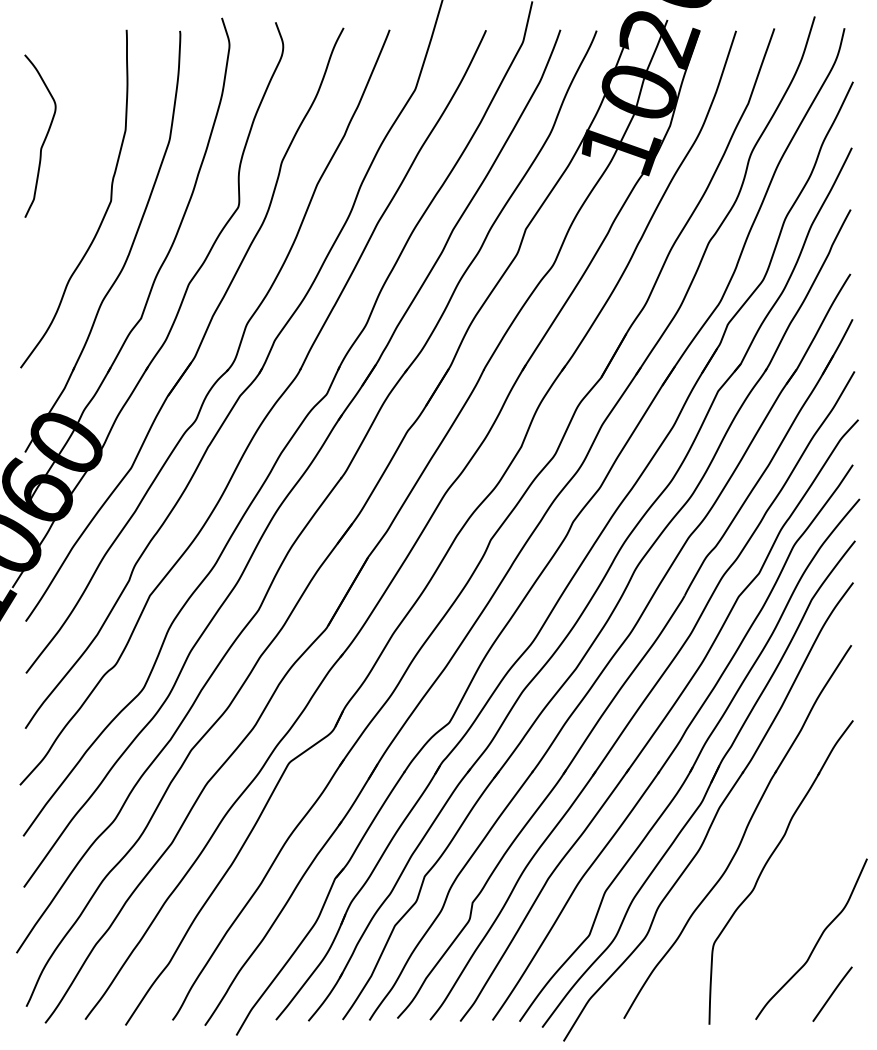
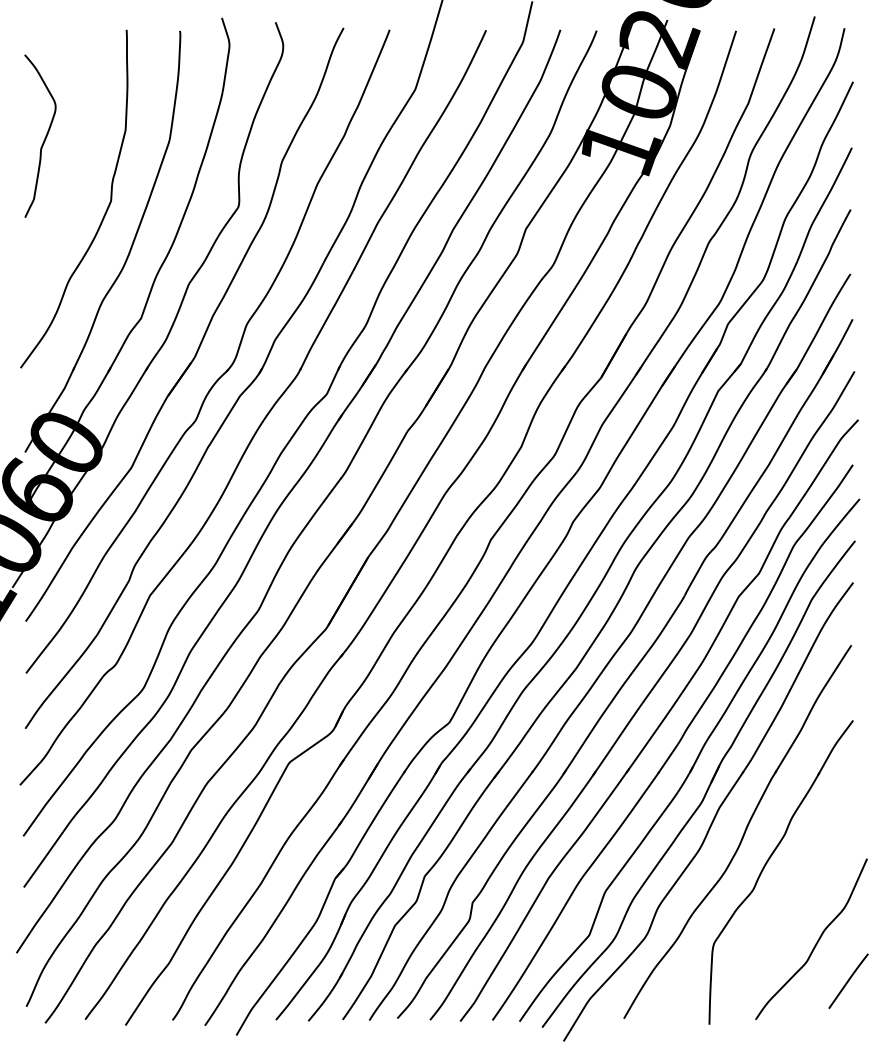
line position: (832, 993) -> (848, 980) (848, 980)
